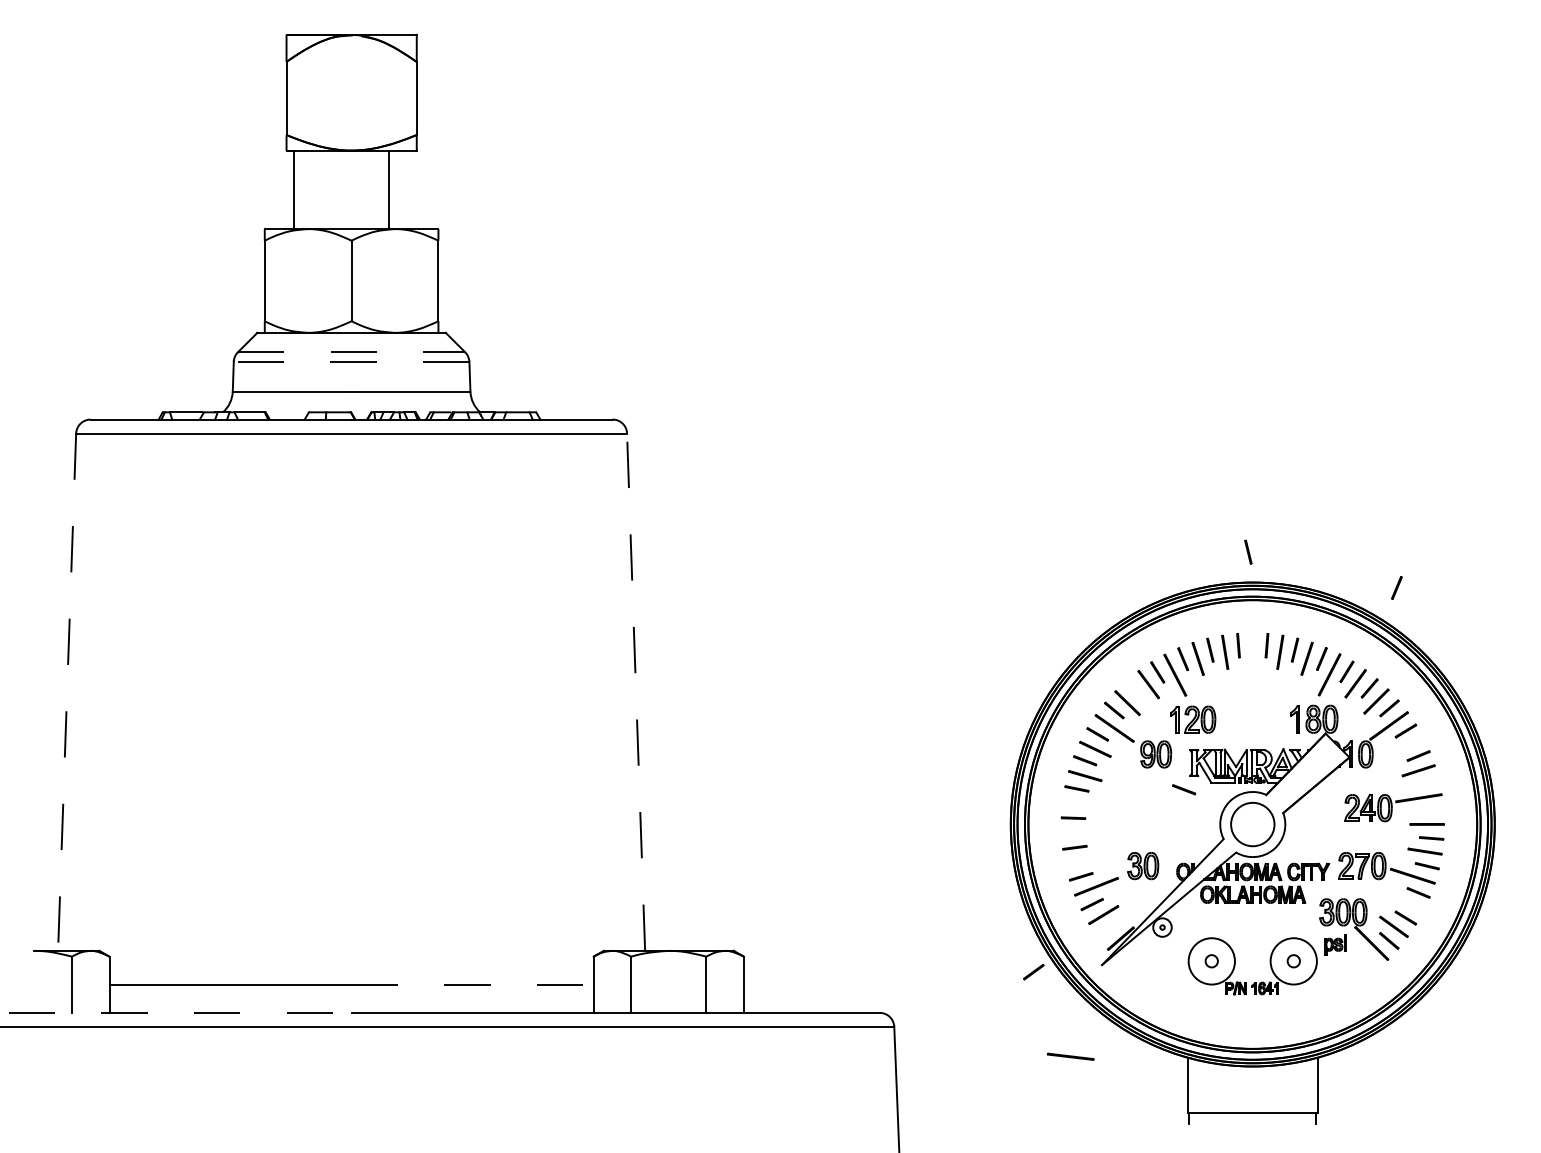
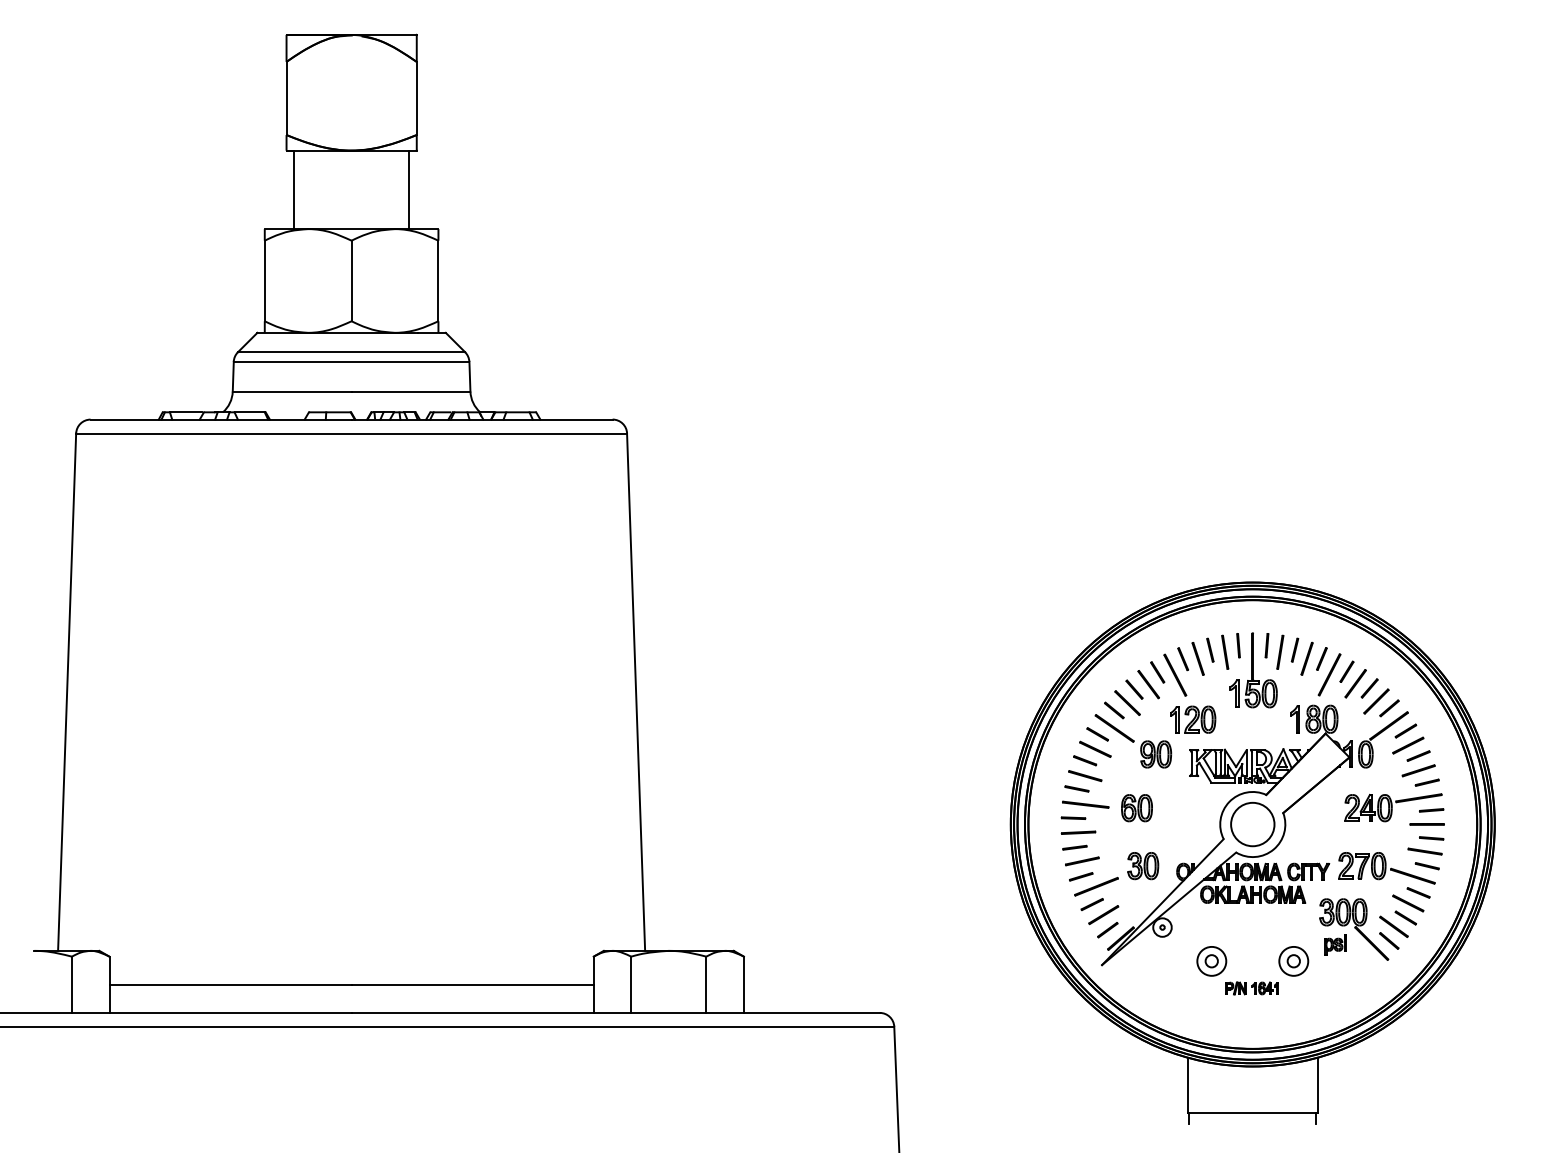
line position: (389, 189) -> (409, 189) (409, 189)
line: dashed -> solid (351, 352)
line: dashed -> solid (351, 361)
line: present -> none (1248, 551)
line: present -> none (1396, 587)
part: none -> present (1253, 670)
line: none -> present (1134, 689)
line: dashed -> solid (67, 692)
line: dashed -> solid (636, 692)
line: none -> present (1408, 745)
line: none -> present (1426, 782)
line: present -> none (1184, 789)
part: none -> present (1136, 808)
line: none -> present (1431, 810)
line: none -> present (1078, 832)
line: none -> present (1082, 861)
line: none -> present (1408, 903)
circle diameter: 46 px -> 29 px (1211, 960)
circle diameter: 46 px -> 29 px (1293, 960)
line position: (1033, 972) -> (1107, 930) (1107, 930)
line: dashed -> solid (473, 984)
line: dashed -> solid (175, 1012)
line position: (1070, 1056) -> (1085, 804) (1085, 804)
